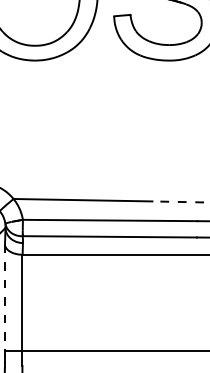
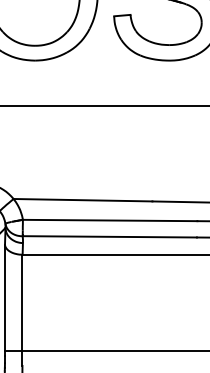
line: none -> present (104, 106)
line: dashed -> solid (180, 201)
line: dashed -> solid (5, 300)
